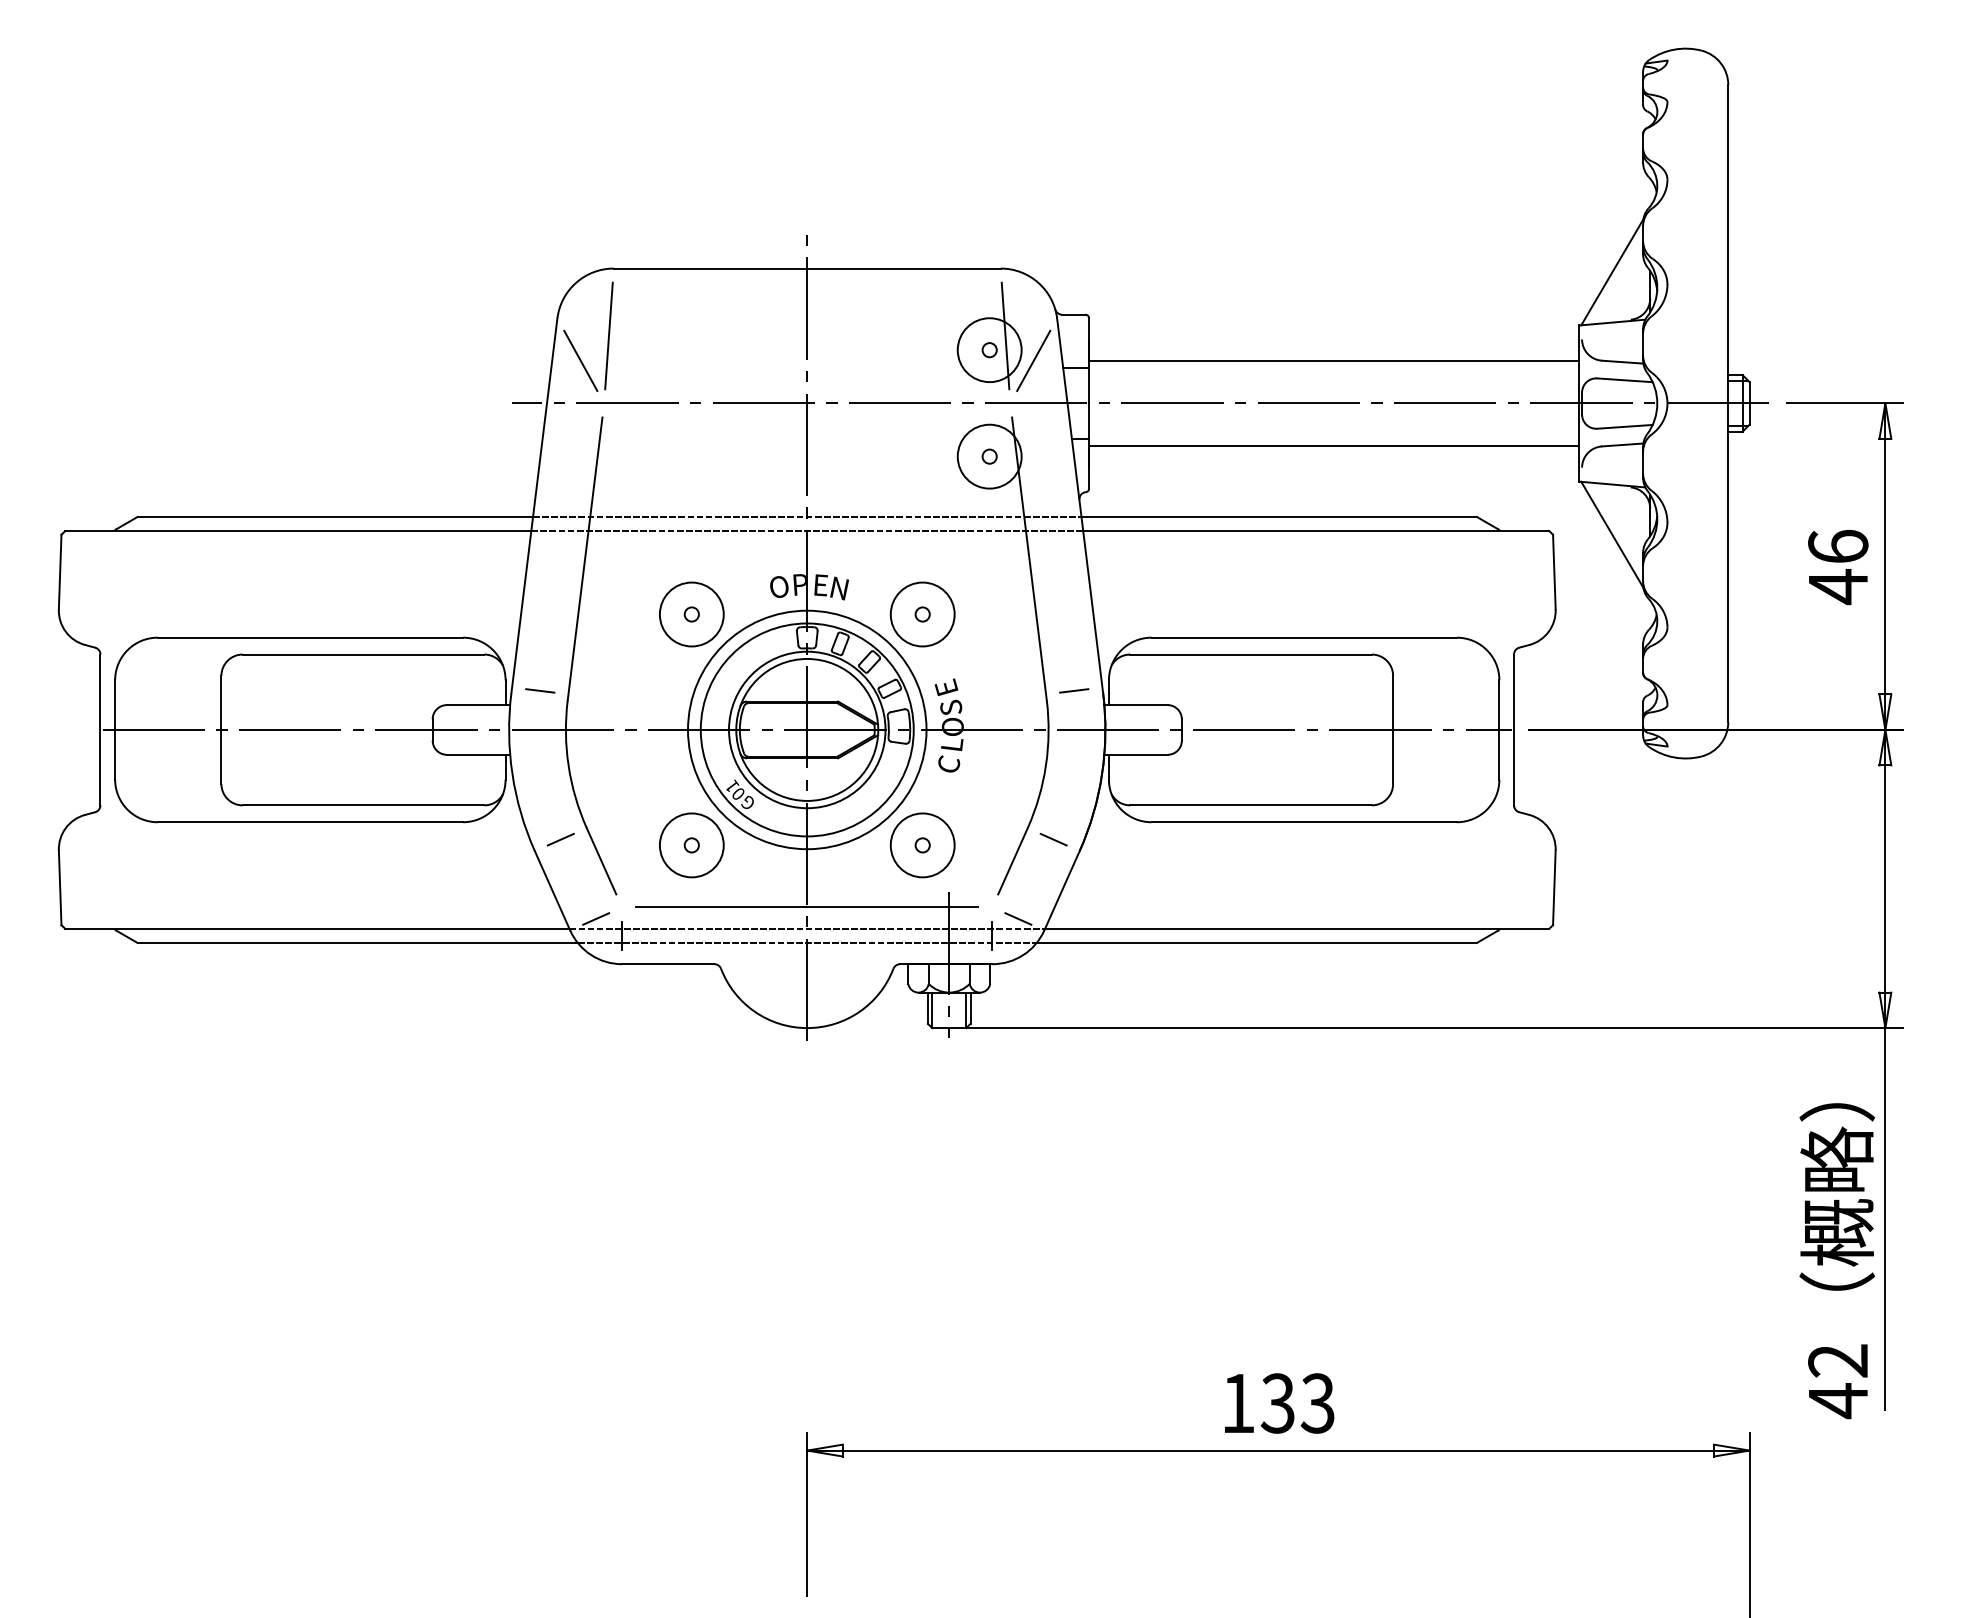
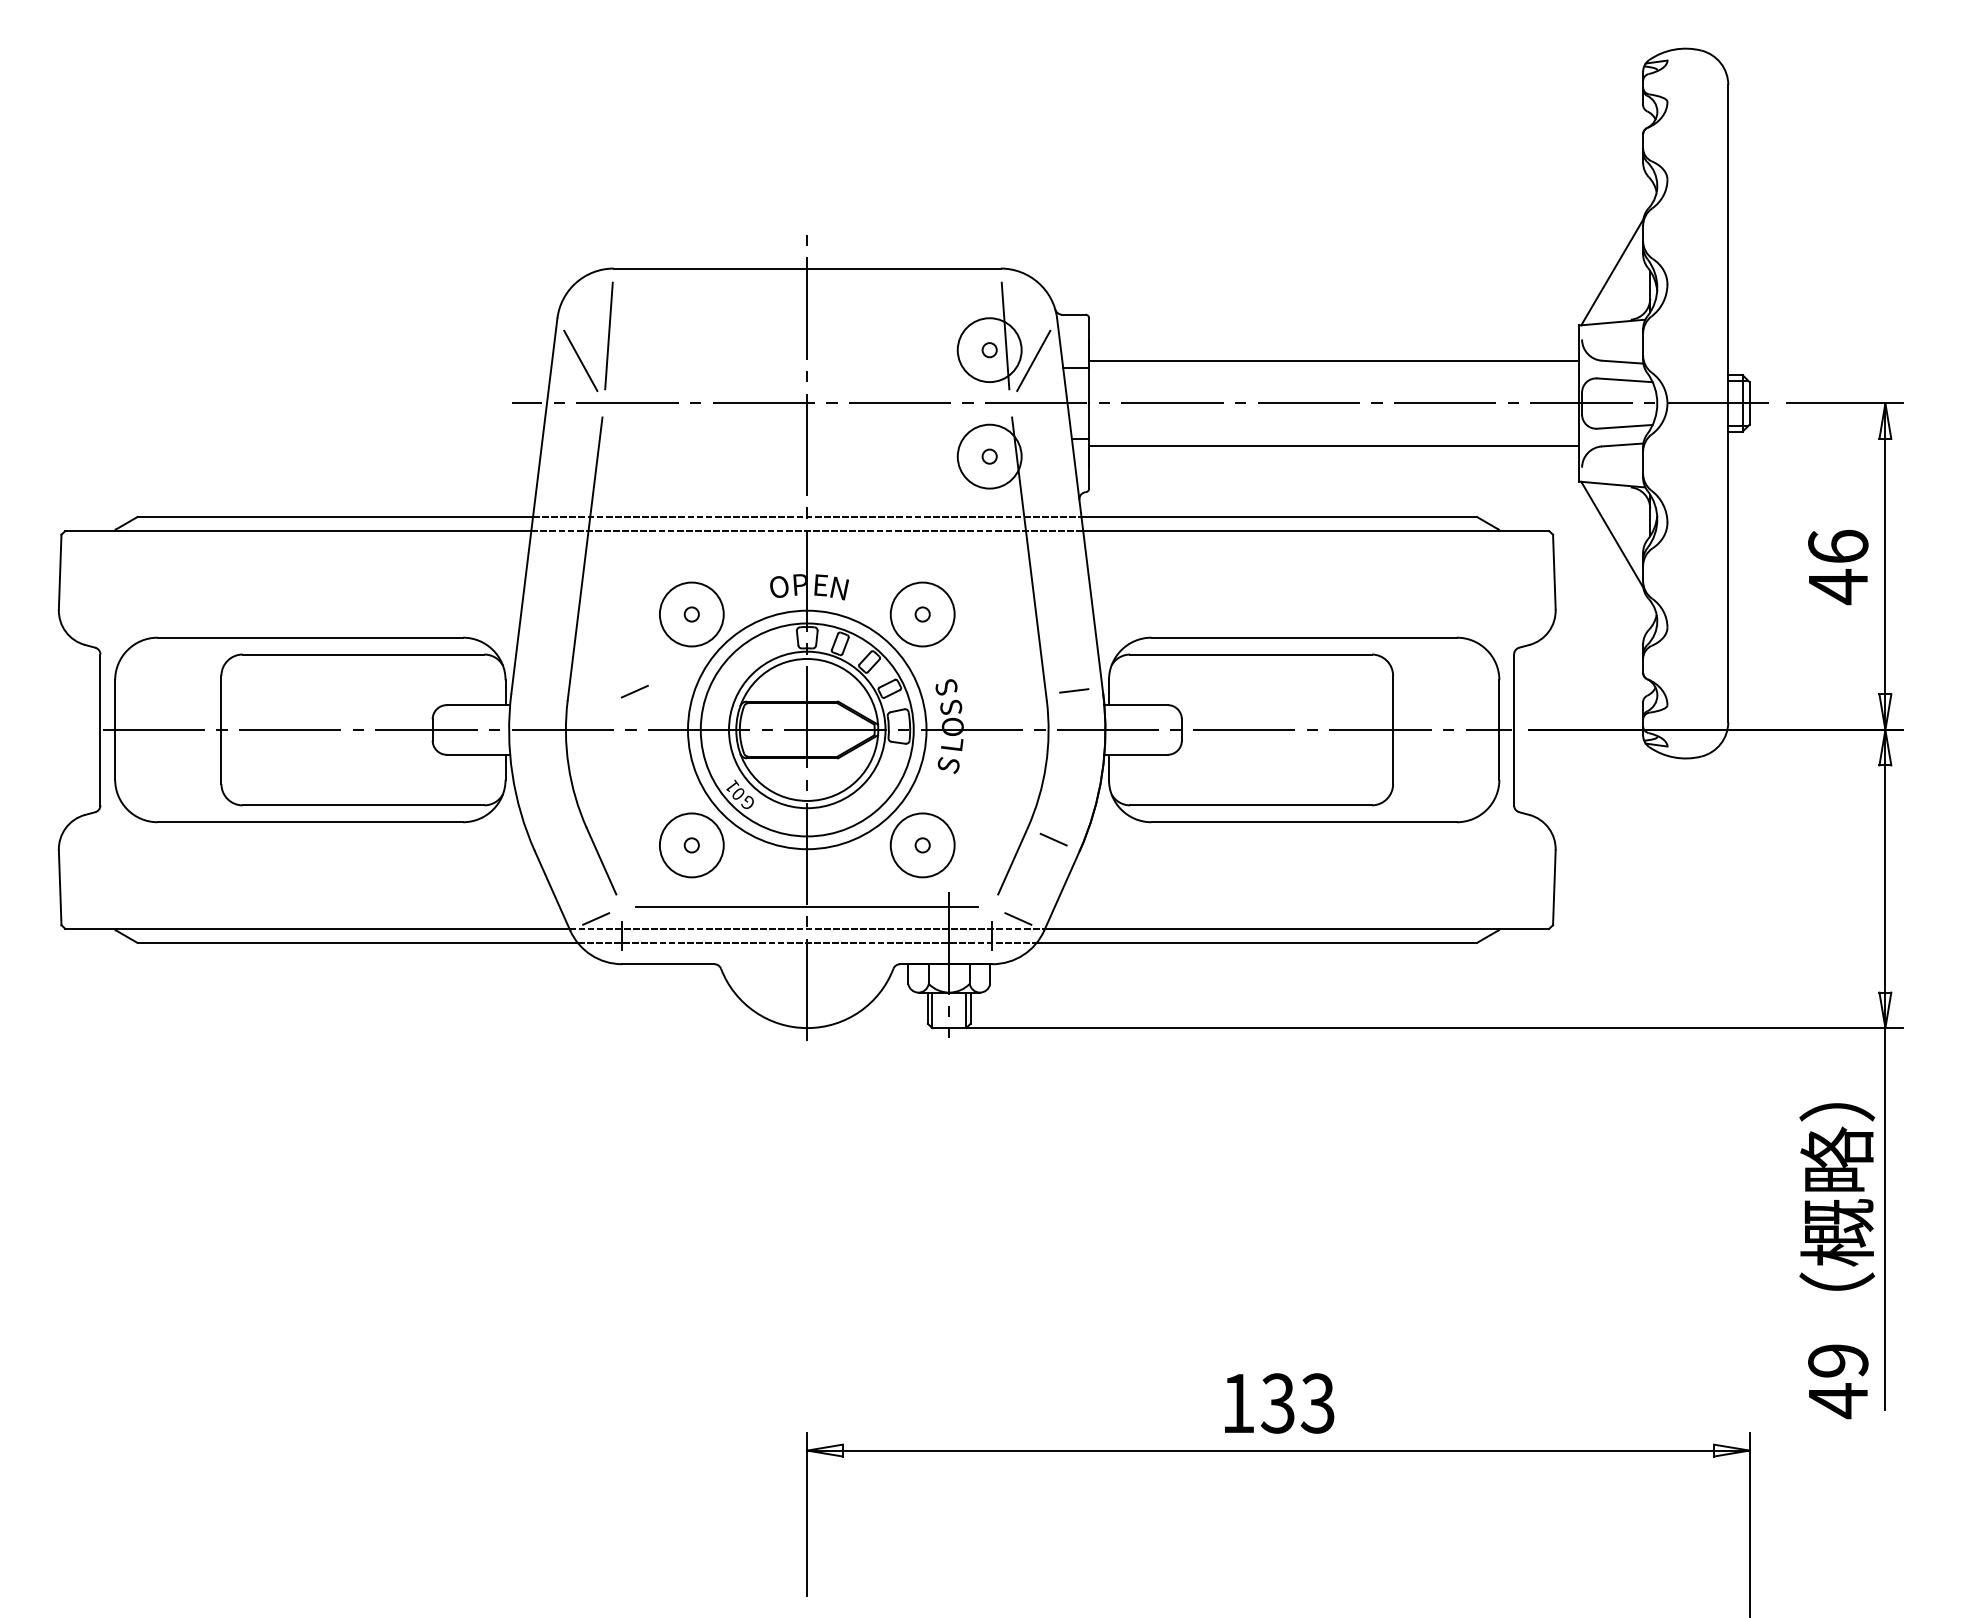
text: E -> S (946, 687)
line: present -> none (540, 690)
text: C -> S (948, 764)
line position: (560, 839) -> (634, 691) (634, 691)
text: 42 -> 49 (1838, 1360)
